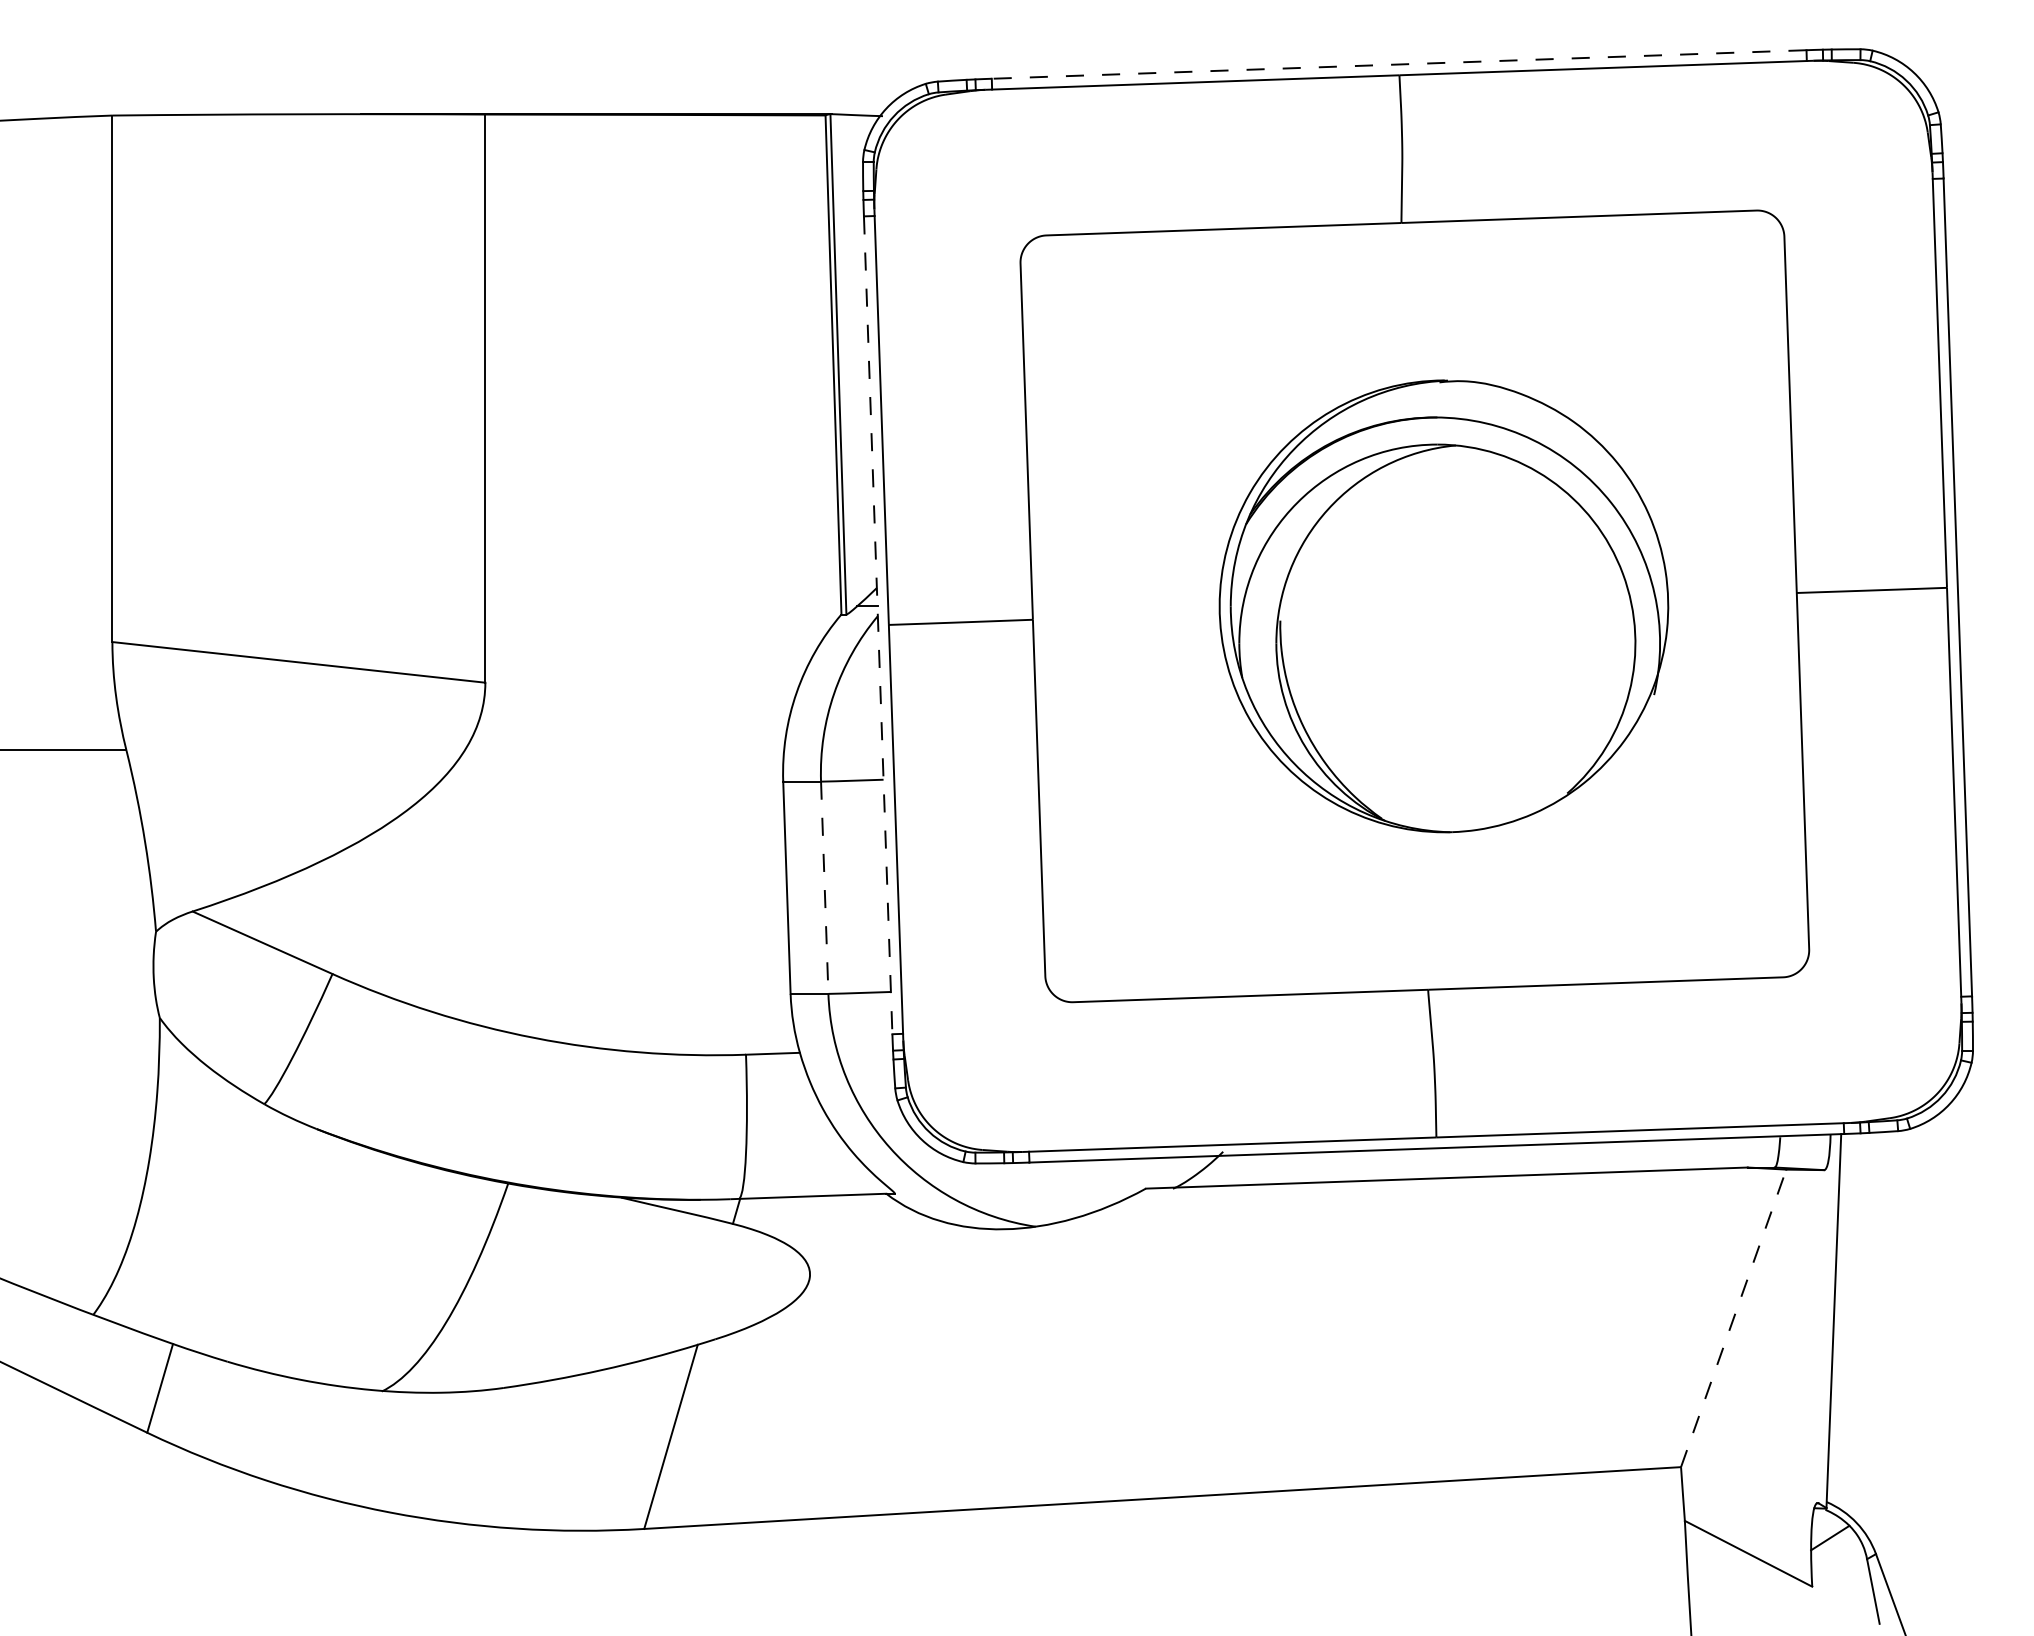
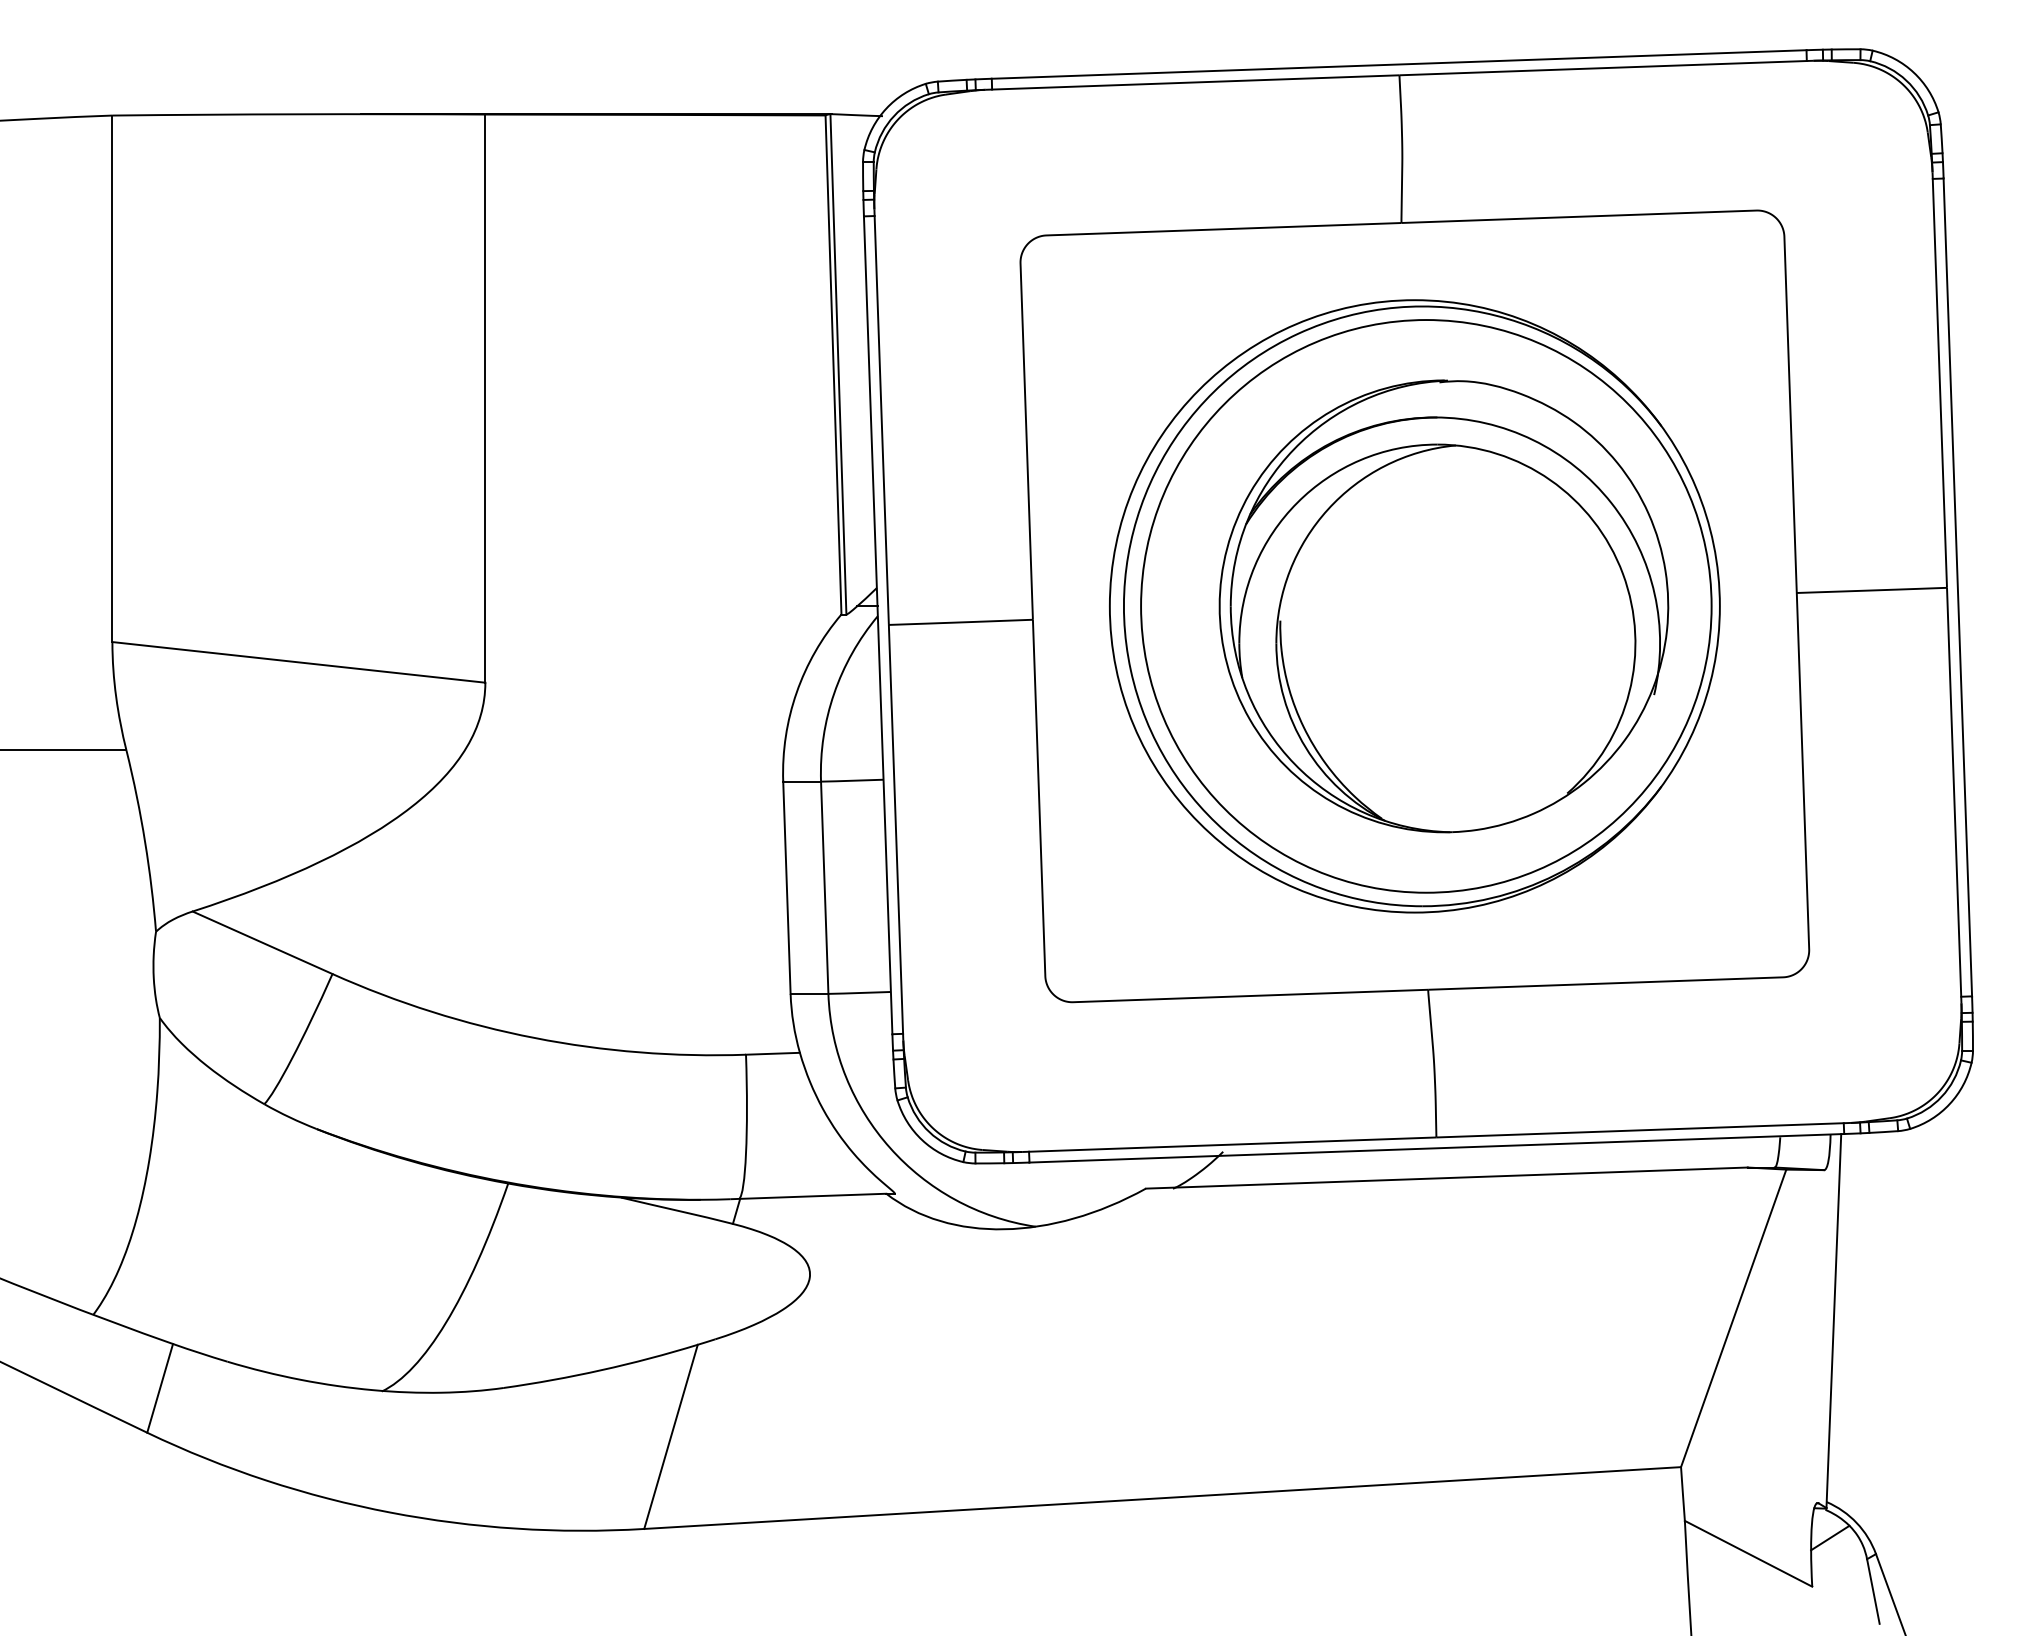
line: dashed -> solid (1399, 64)
part: none -> present (1414, 606)
line: dashed -> solid (878, 625)
line: dashed -> solid (824, 888)
line: dashed -> solid (1733, 1318)
